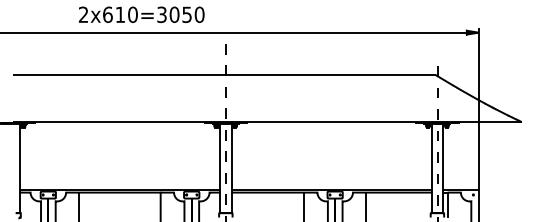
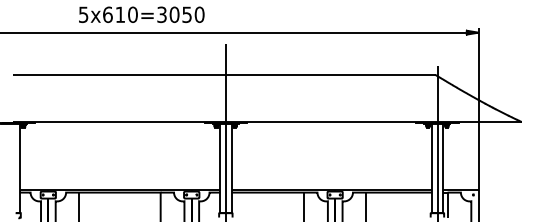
text: 2x610=3050 -> 5x610=3050 (83, 14)
line: dashed -> solid (225, 132)
line: dashed -> solid (437, 144)
